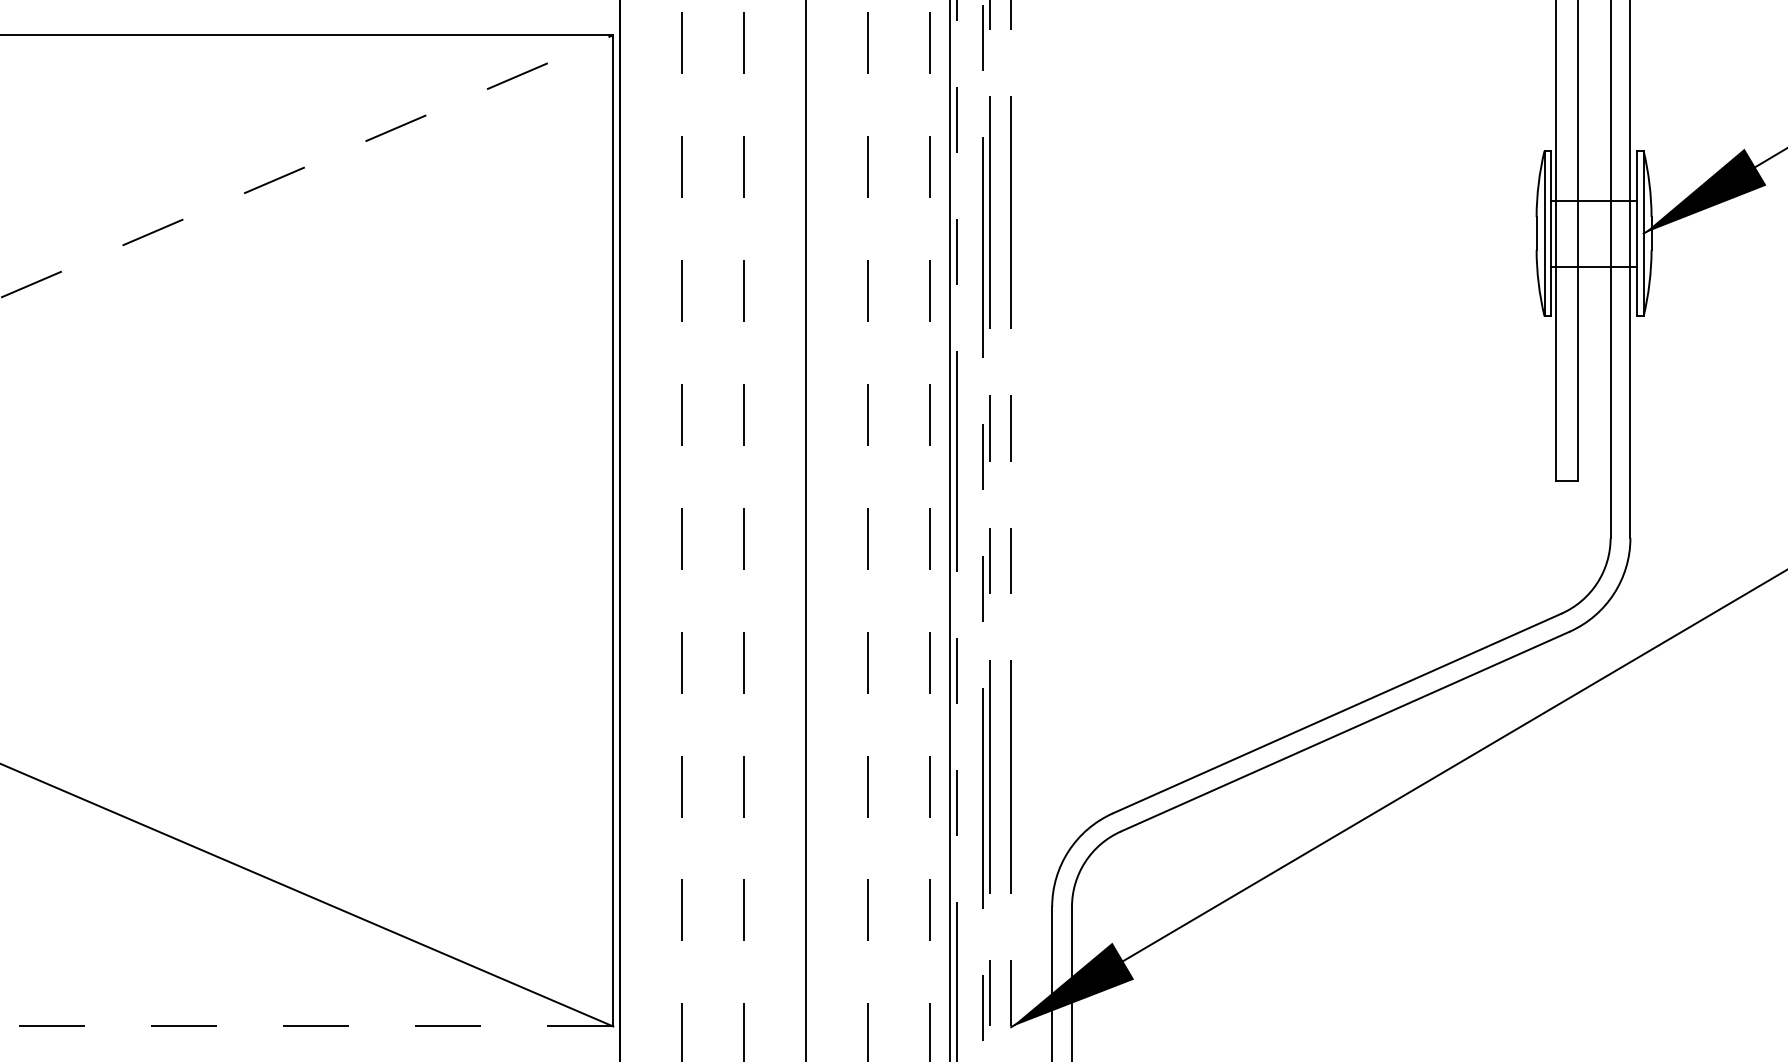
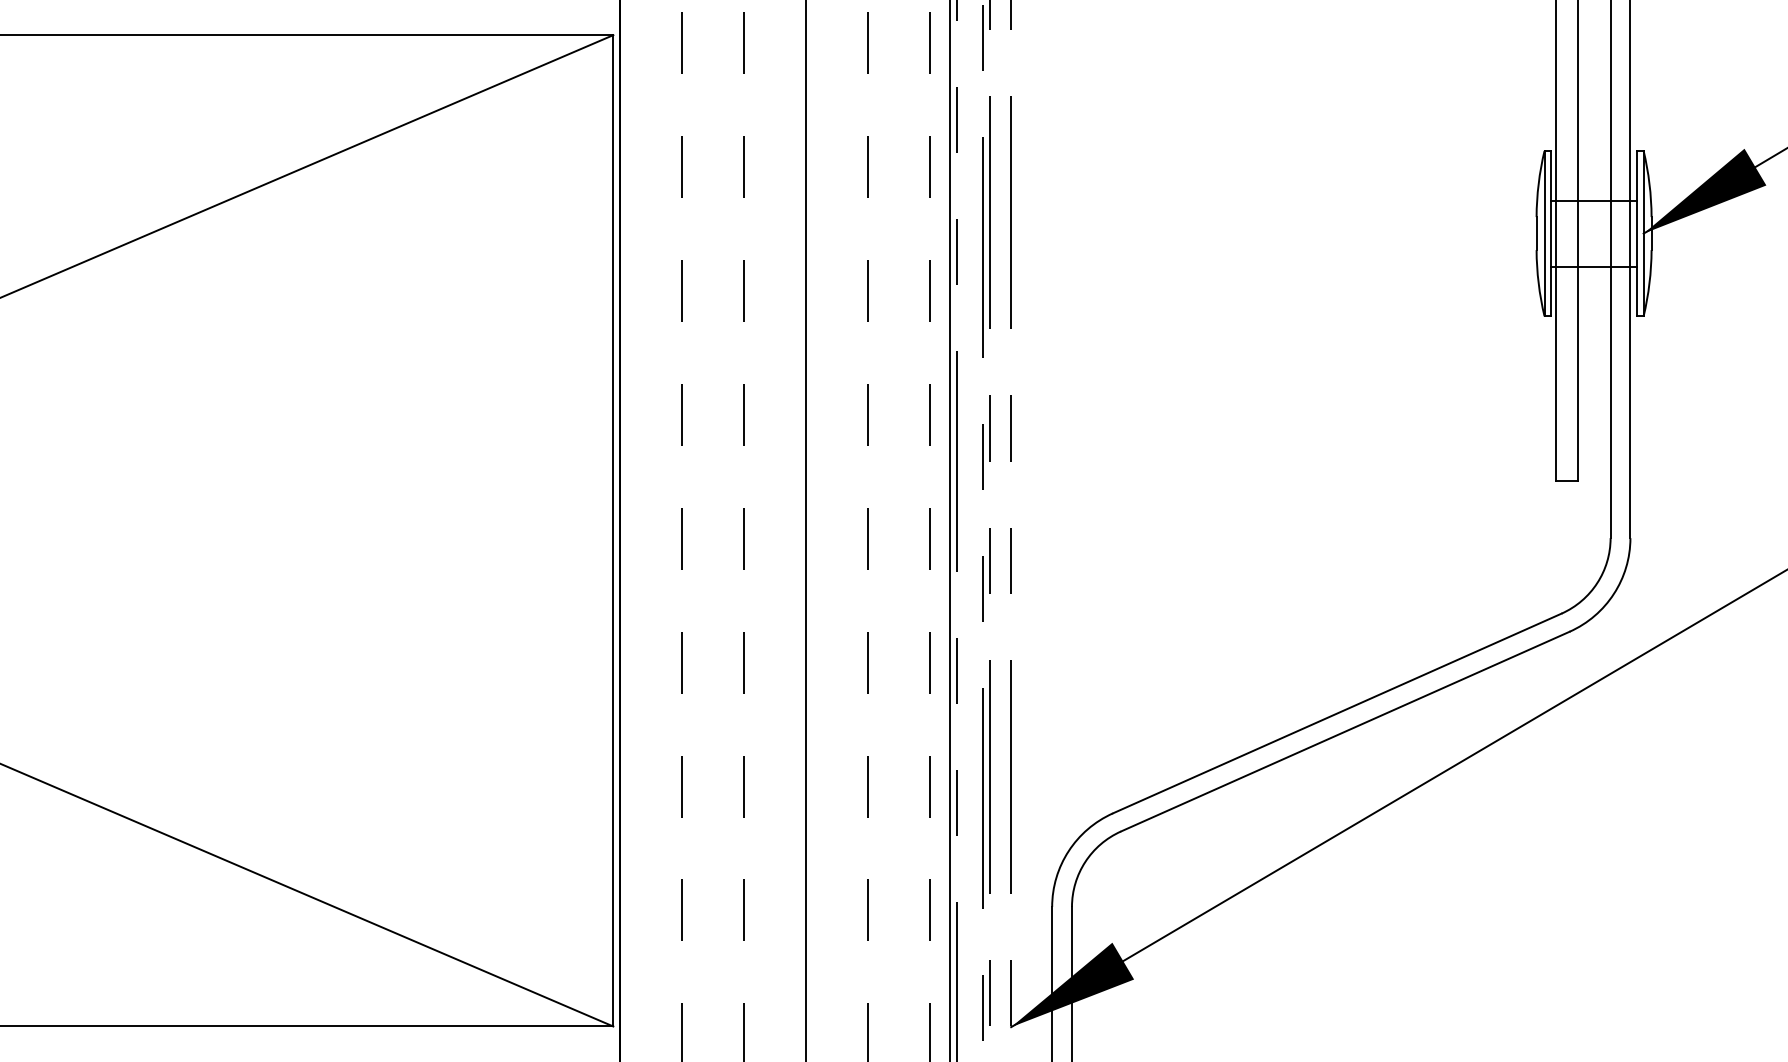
line: dashed -> solid (307, 166)
line: dashed -> solid (306, 1026)
